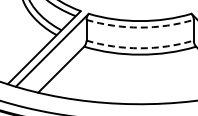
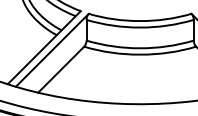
arc: dashed -> solid (140, 27)
arc: dashed -> solid (140, 48)
